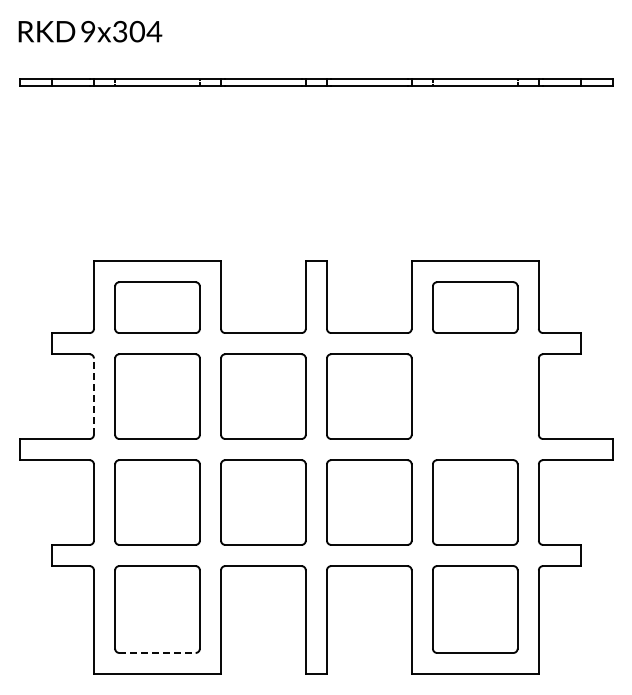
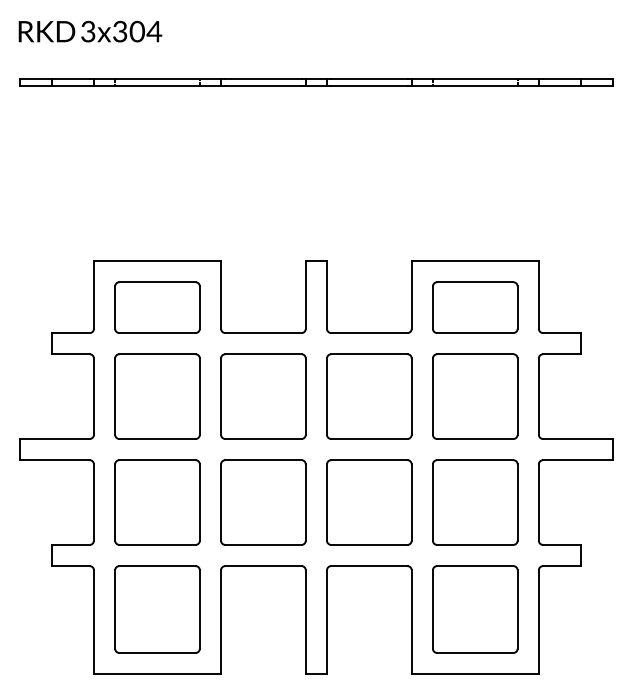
text: 9x304 -> 3x304 (88, 31)
line: dashed -> solid (93, 396)
part: none -> present (475, 396)
line: dashed -> solid (158, 652)
